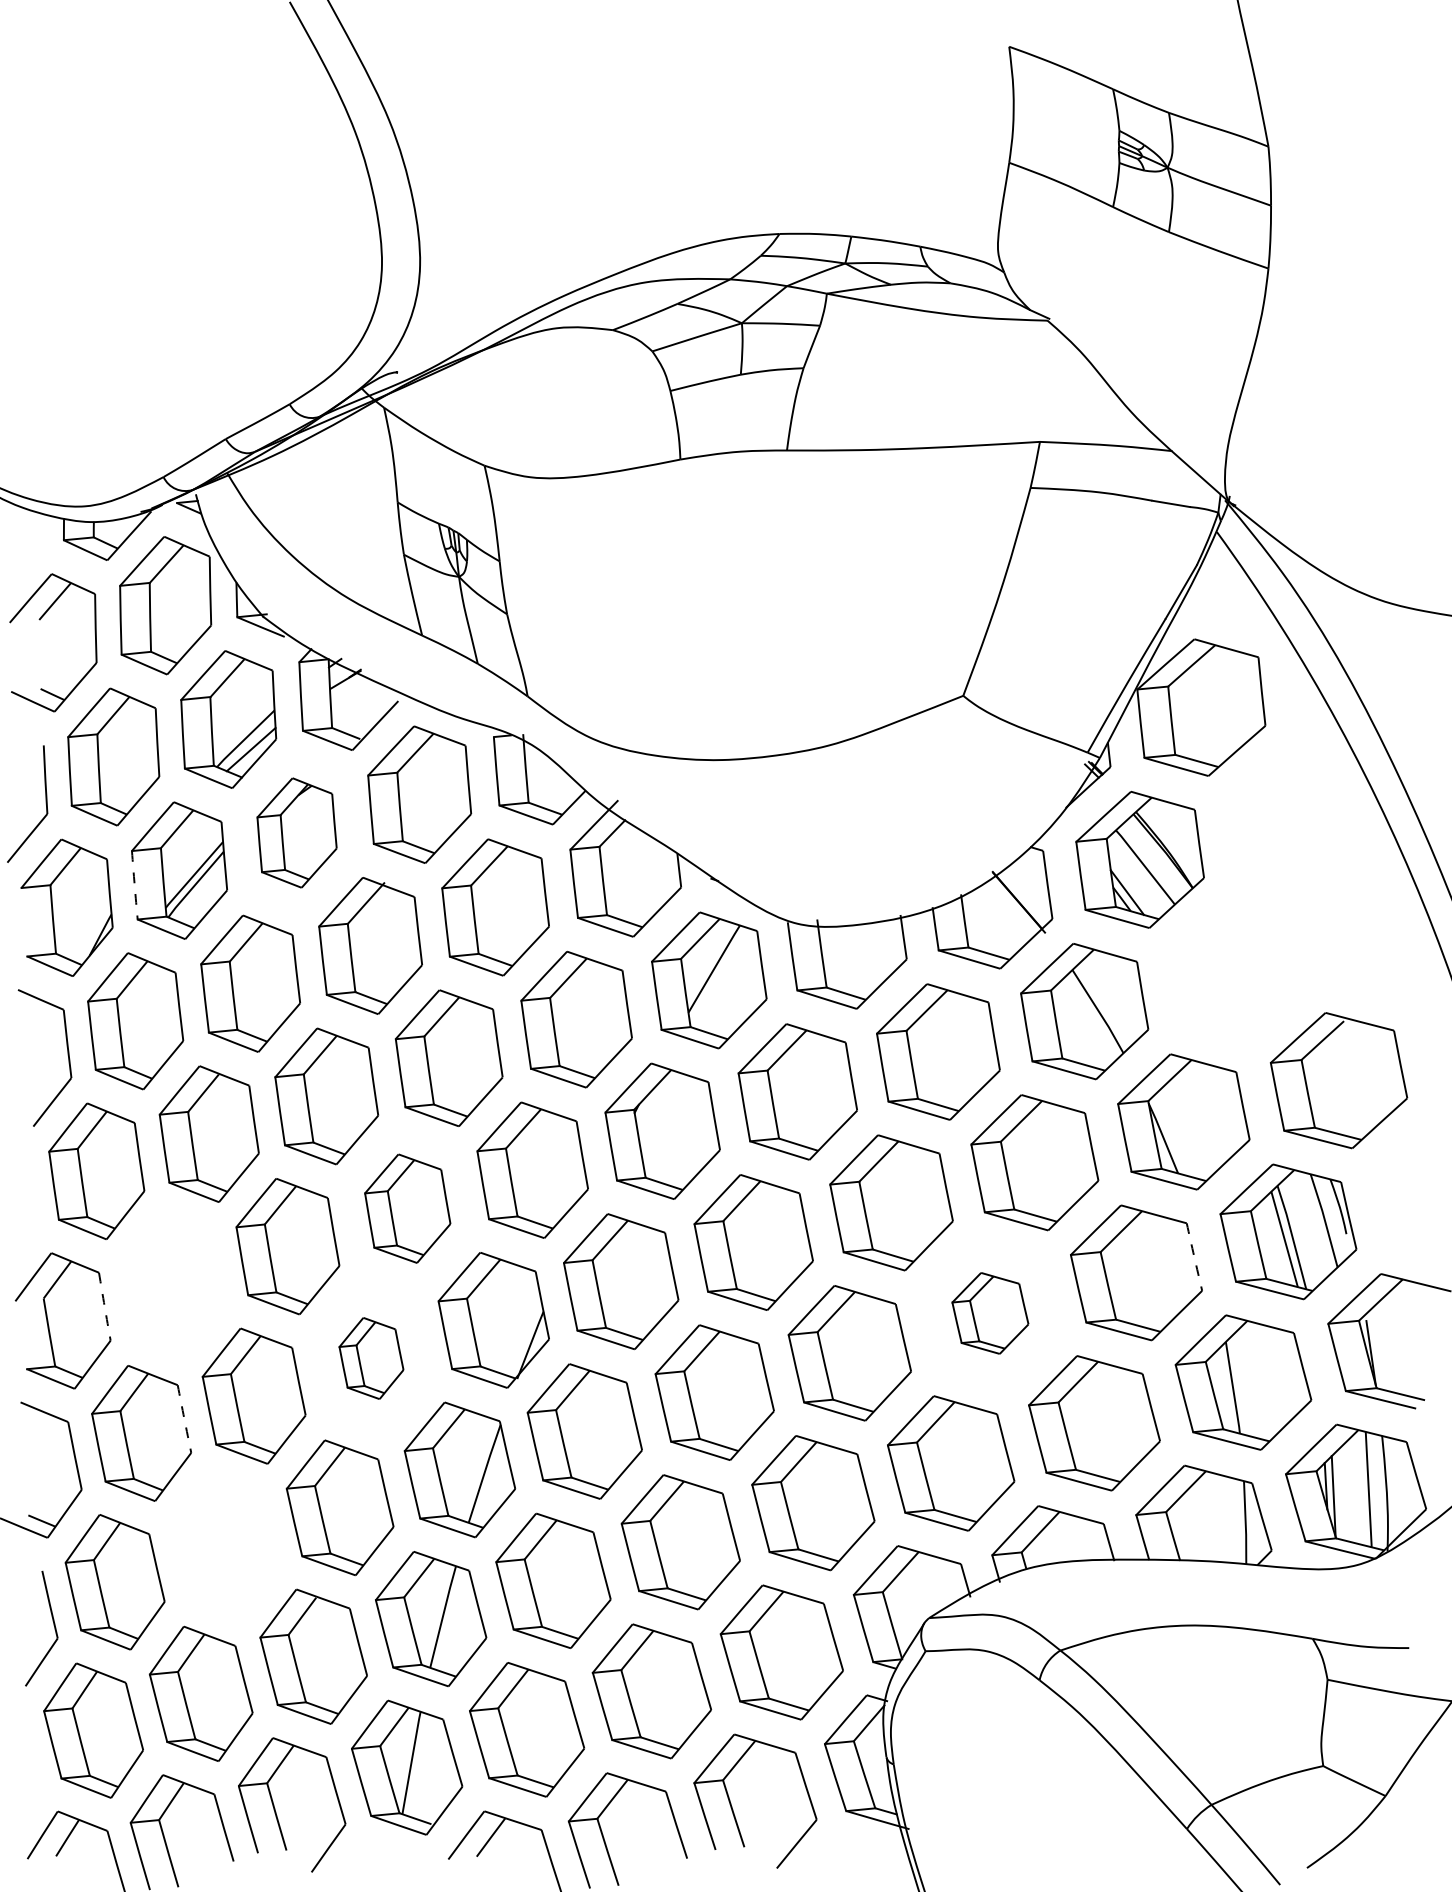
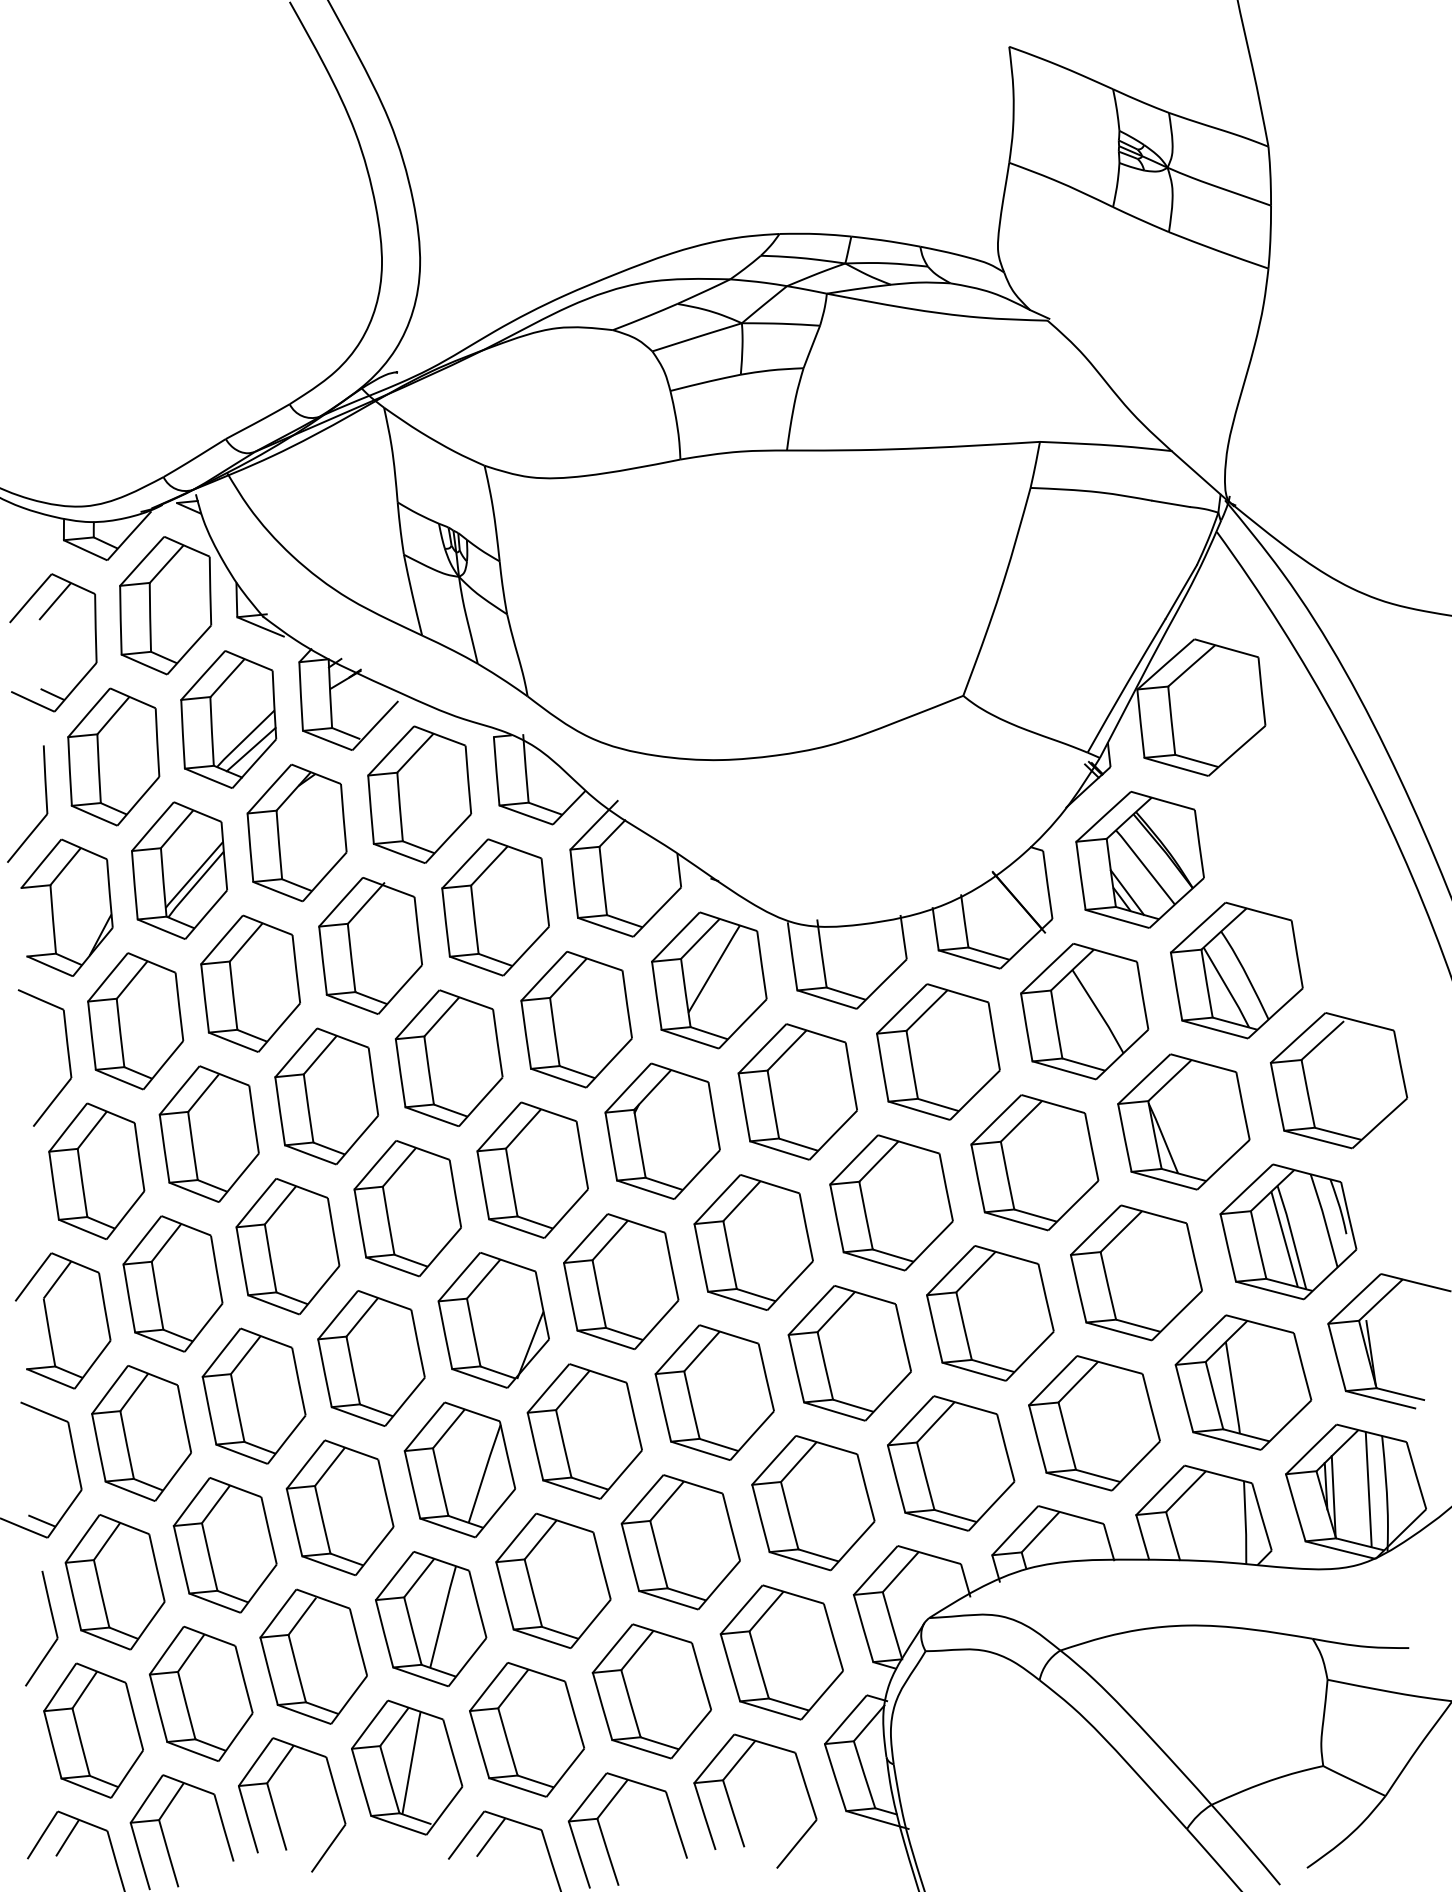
part size: 82x112 px -> 102x140 px (296, 832)
arc: dashed -> solid (134, 885)
part: none -> present (1236, 970)
part size: 88x111 px -> 109x138 px (407, 1208)
arc: dashed -> solid (1194, 1257)
part: none -> present (172, 1283)
arc: dashed -> solid (104, 1306)
part size: 79x83 px -> 129x137 px (990, 1313)
part size: 67x83 px -> 109x137 px (371, 1358)
arc: dashed -> solid (184, 1419)
part: none -> present (224, 1545)
